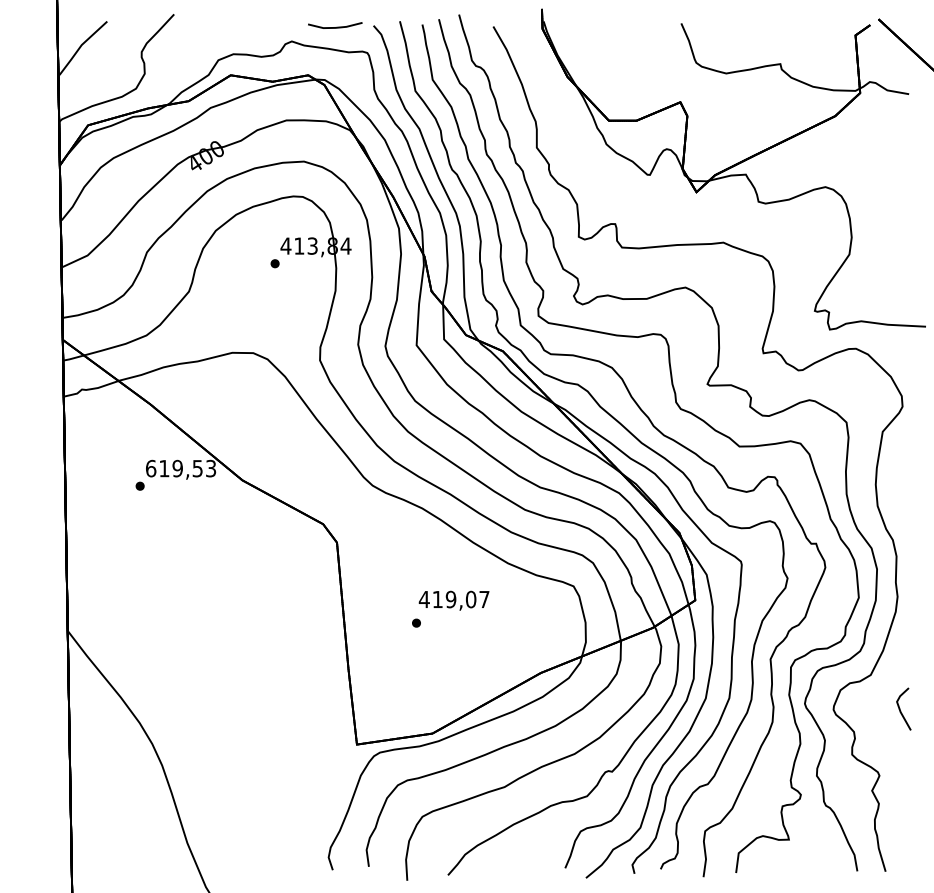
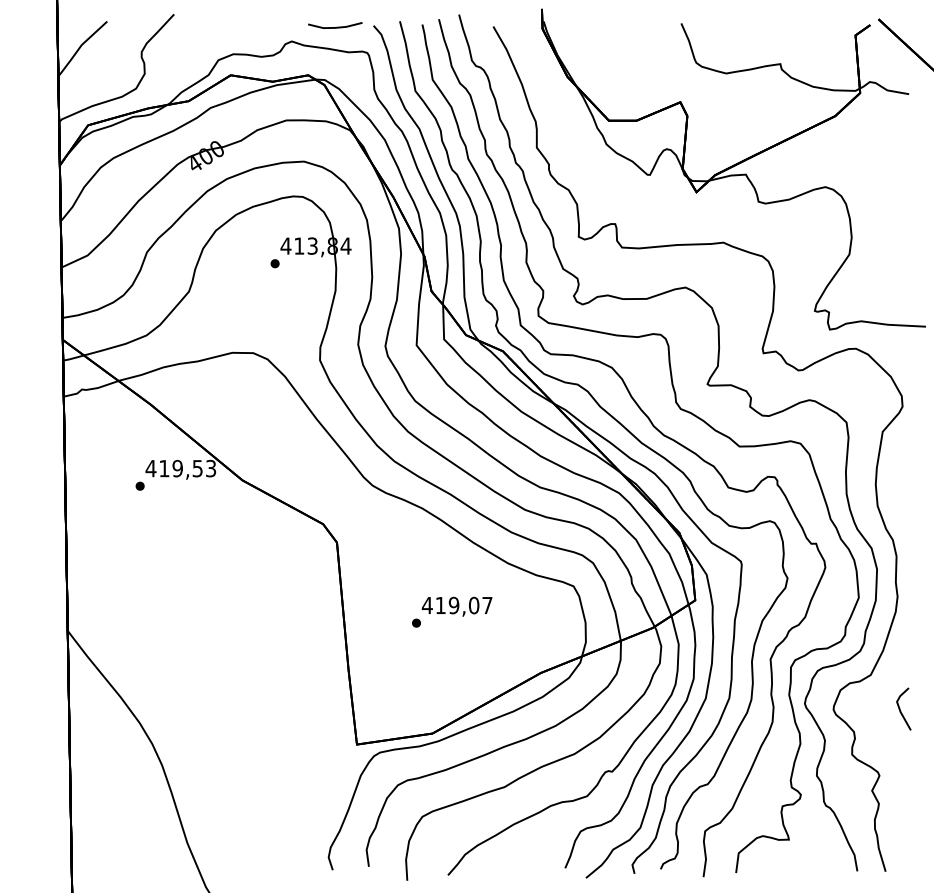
text: 619,53 -> 419,53 (150, 468)
text position: (453, 600) -> (456, 606) (456, 606)
